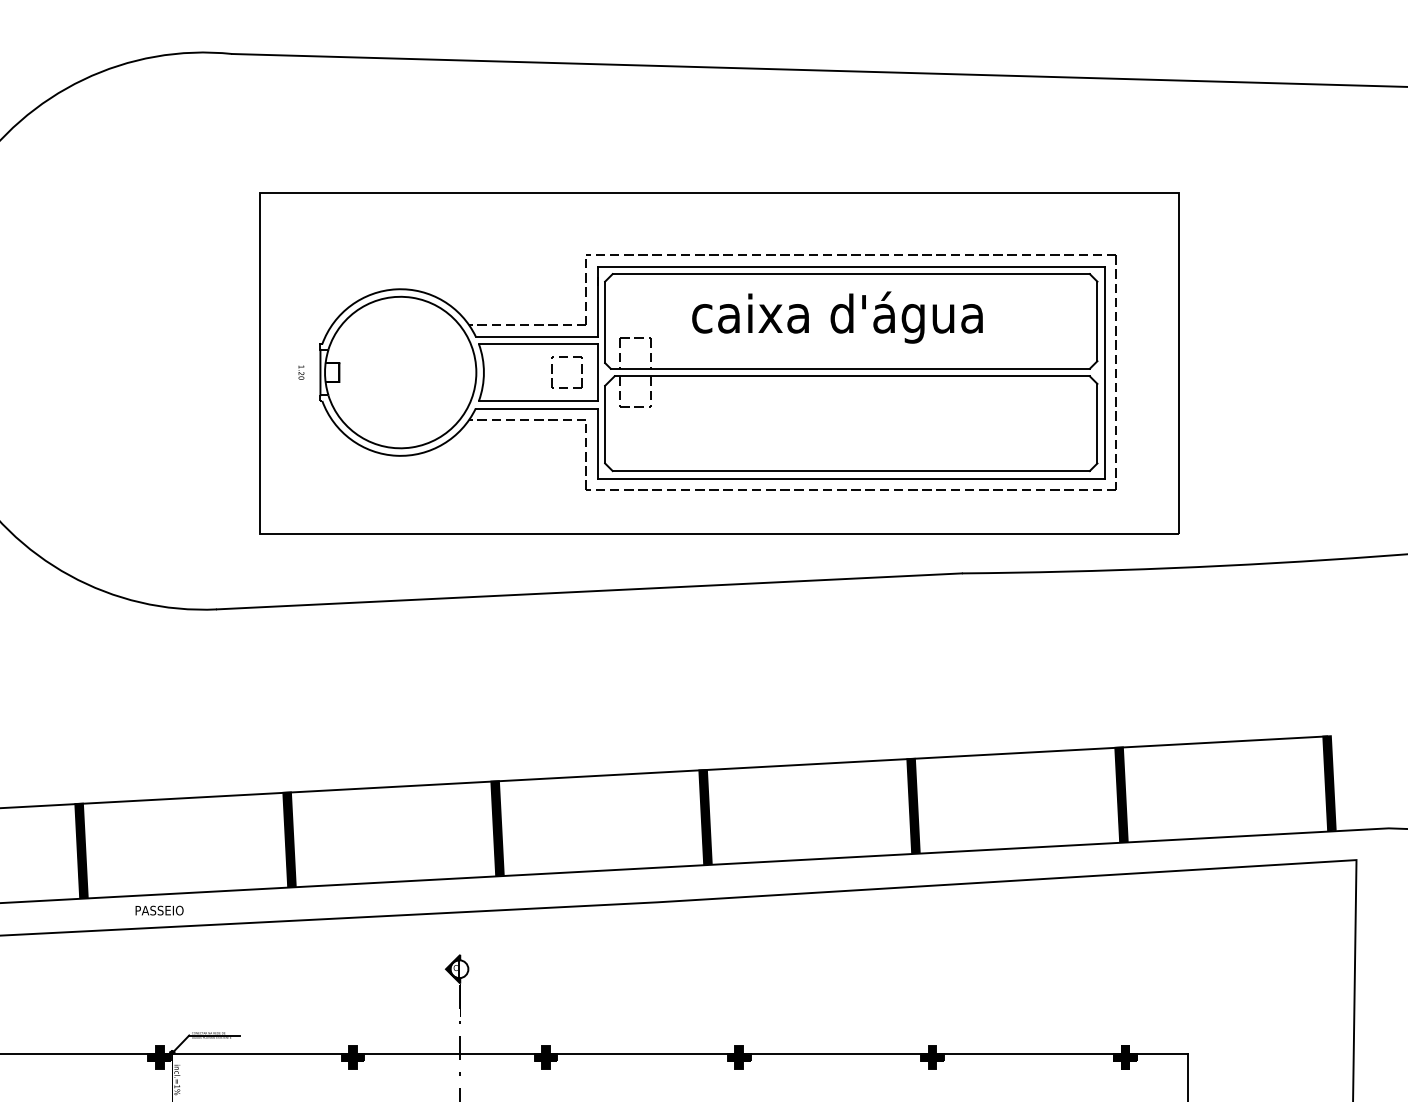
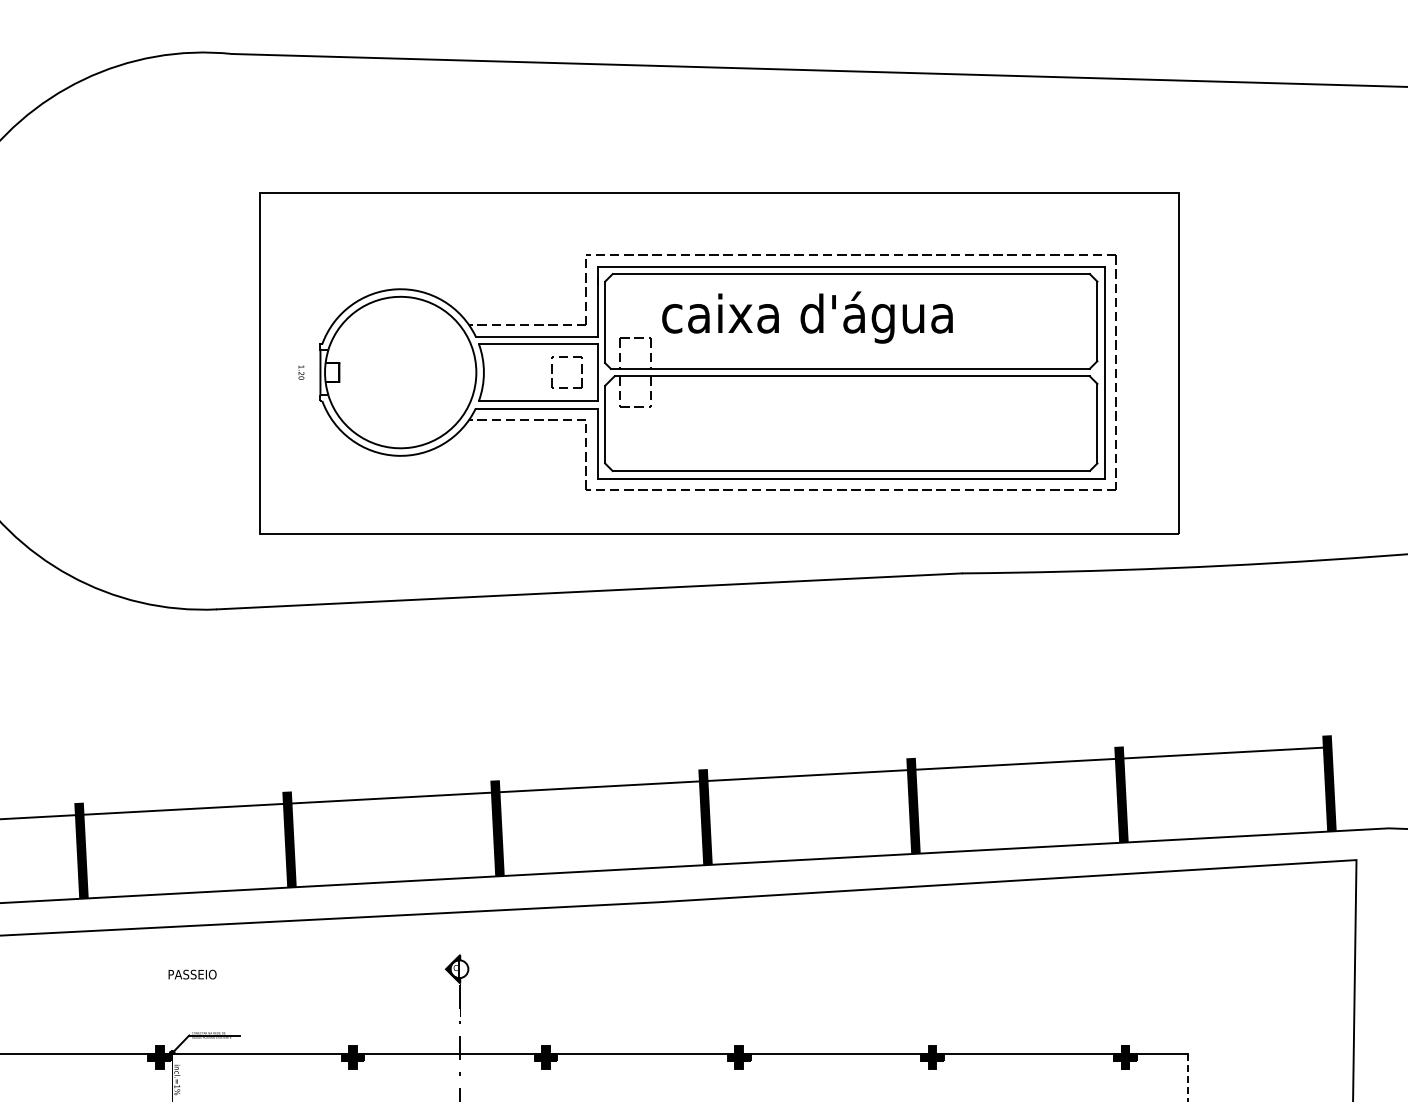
text position: (837, 317) -> (807, 317) (807, 317)
line position: (664, 772) -> (665, 783) (665, 783)
text position: (159, 910) -> (192, 974) (192, 974)
line: solid -> dashed (1187, 1077)
